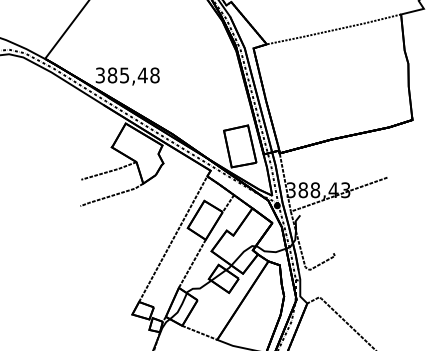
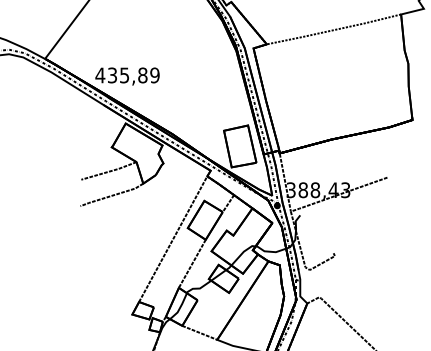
text: 385,48 -> 435,89 (127, 75)
